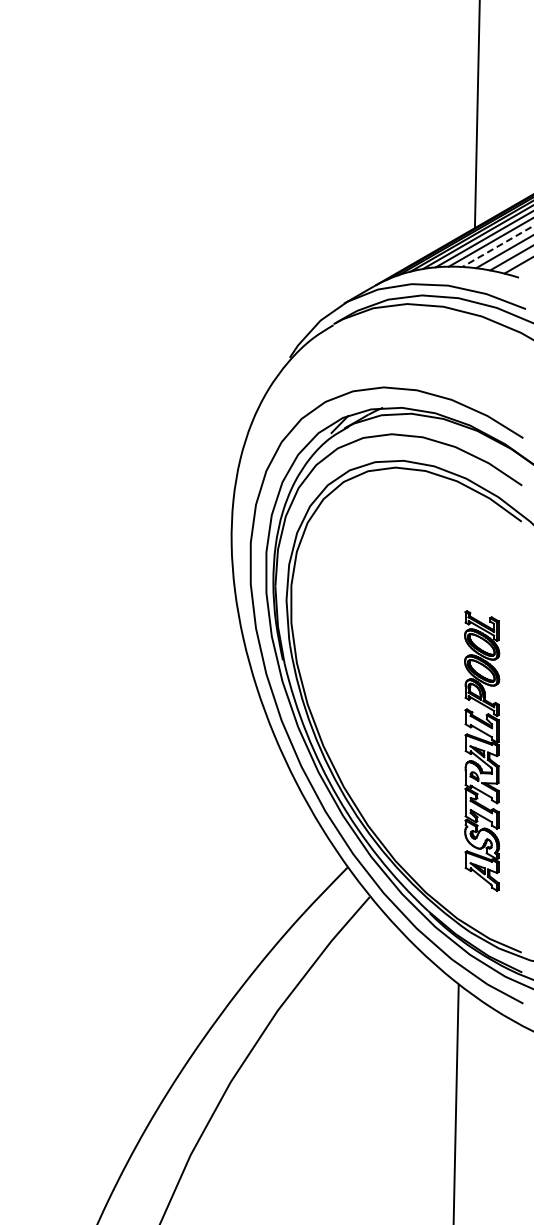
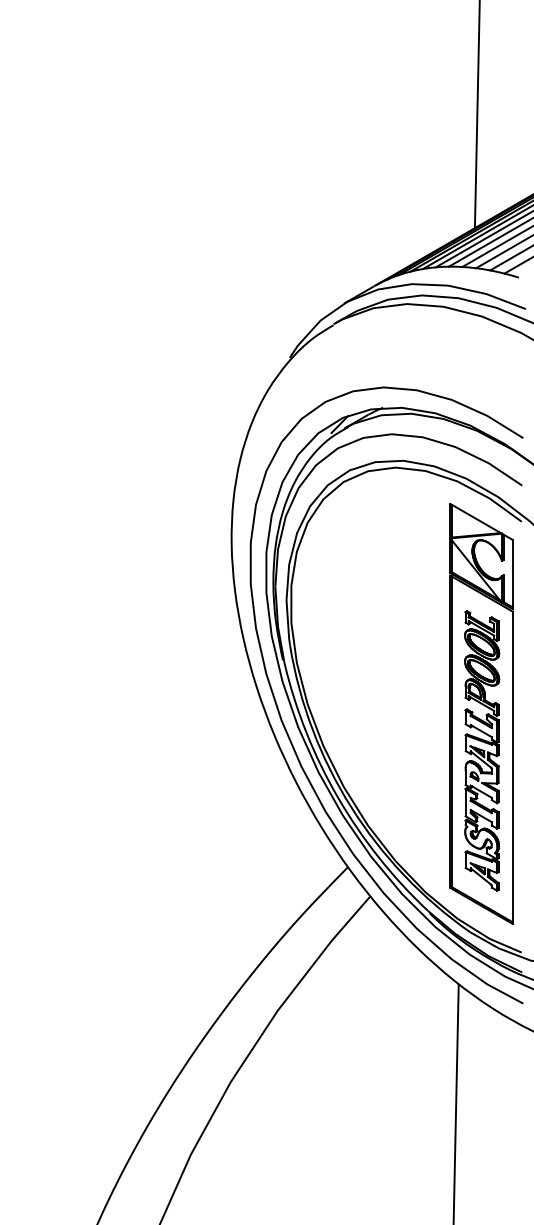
line: dashed -> solid (497, 246)
part: none -> present (481, 713)
